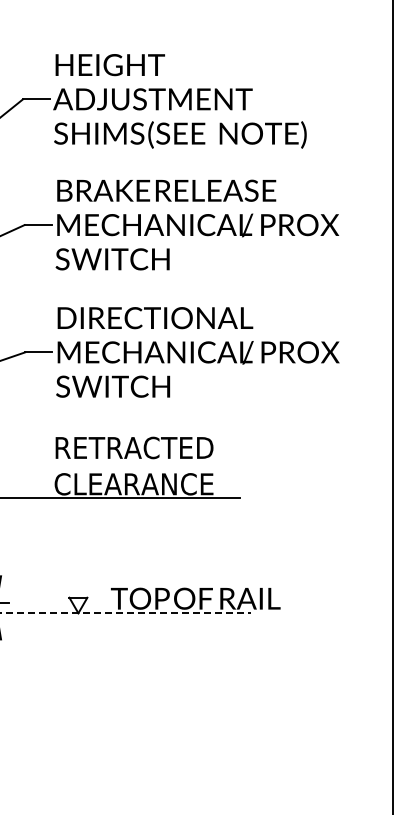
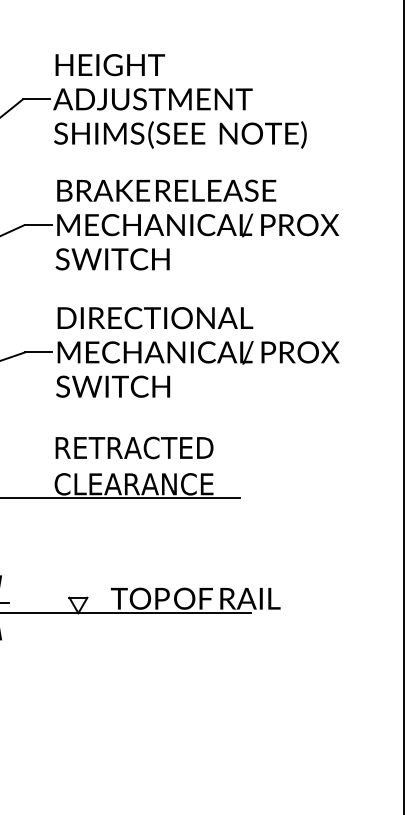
line position: (392, 406) -> (403, 406) (403, 406)
line: dashed -> solid (126, 613)
